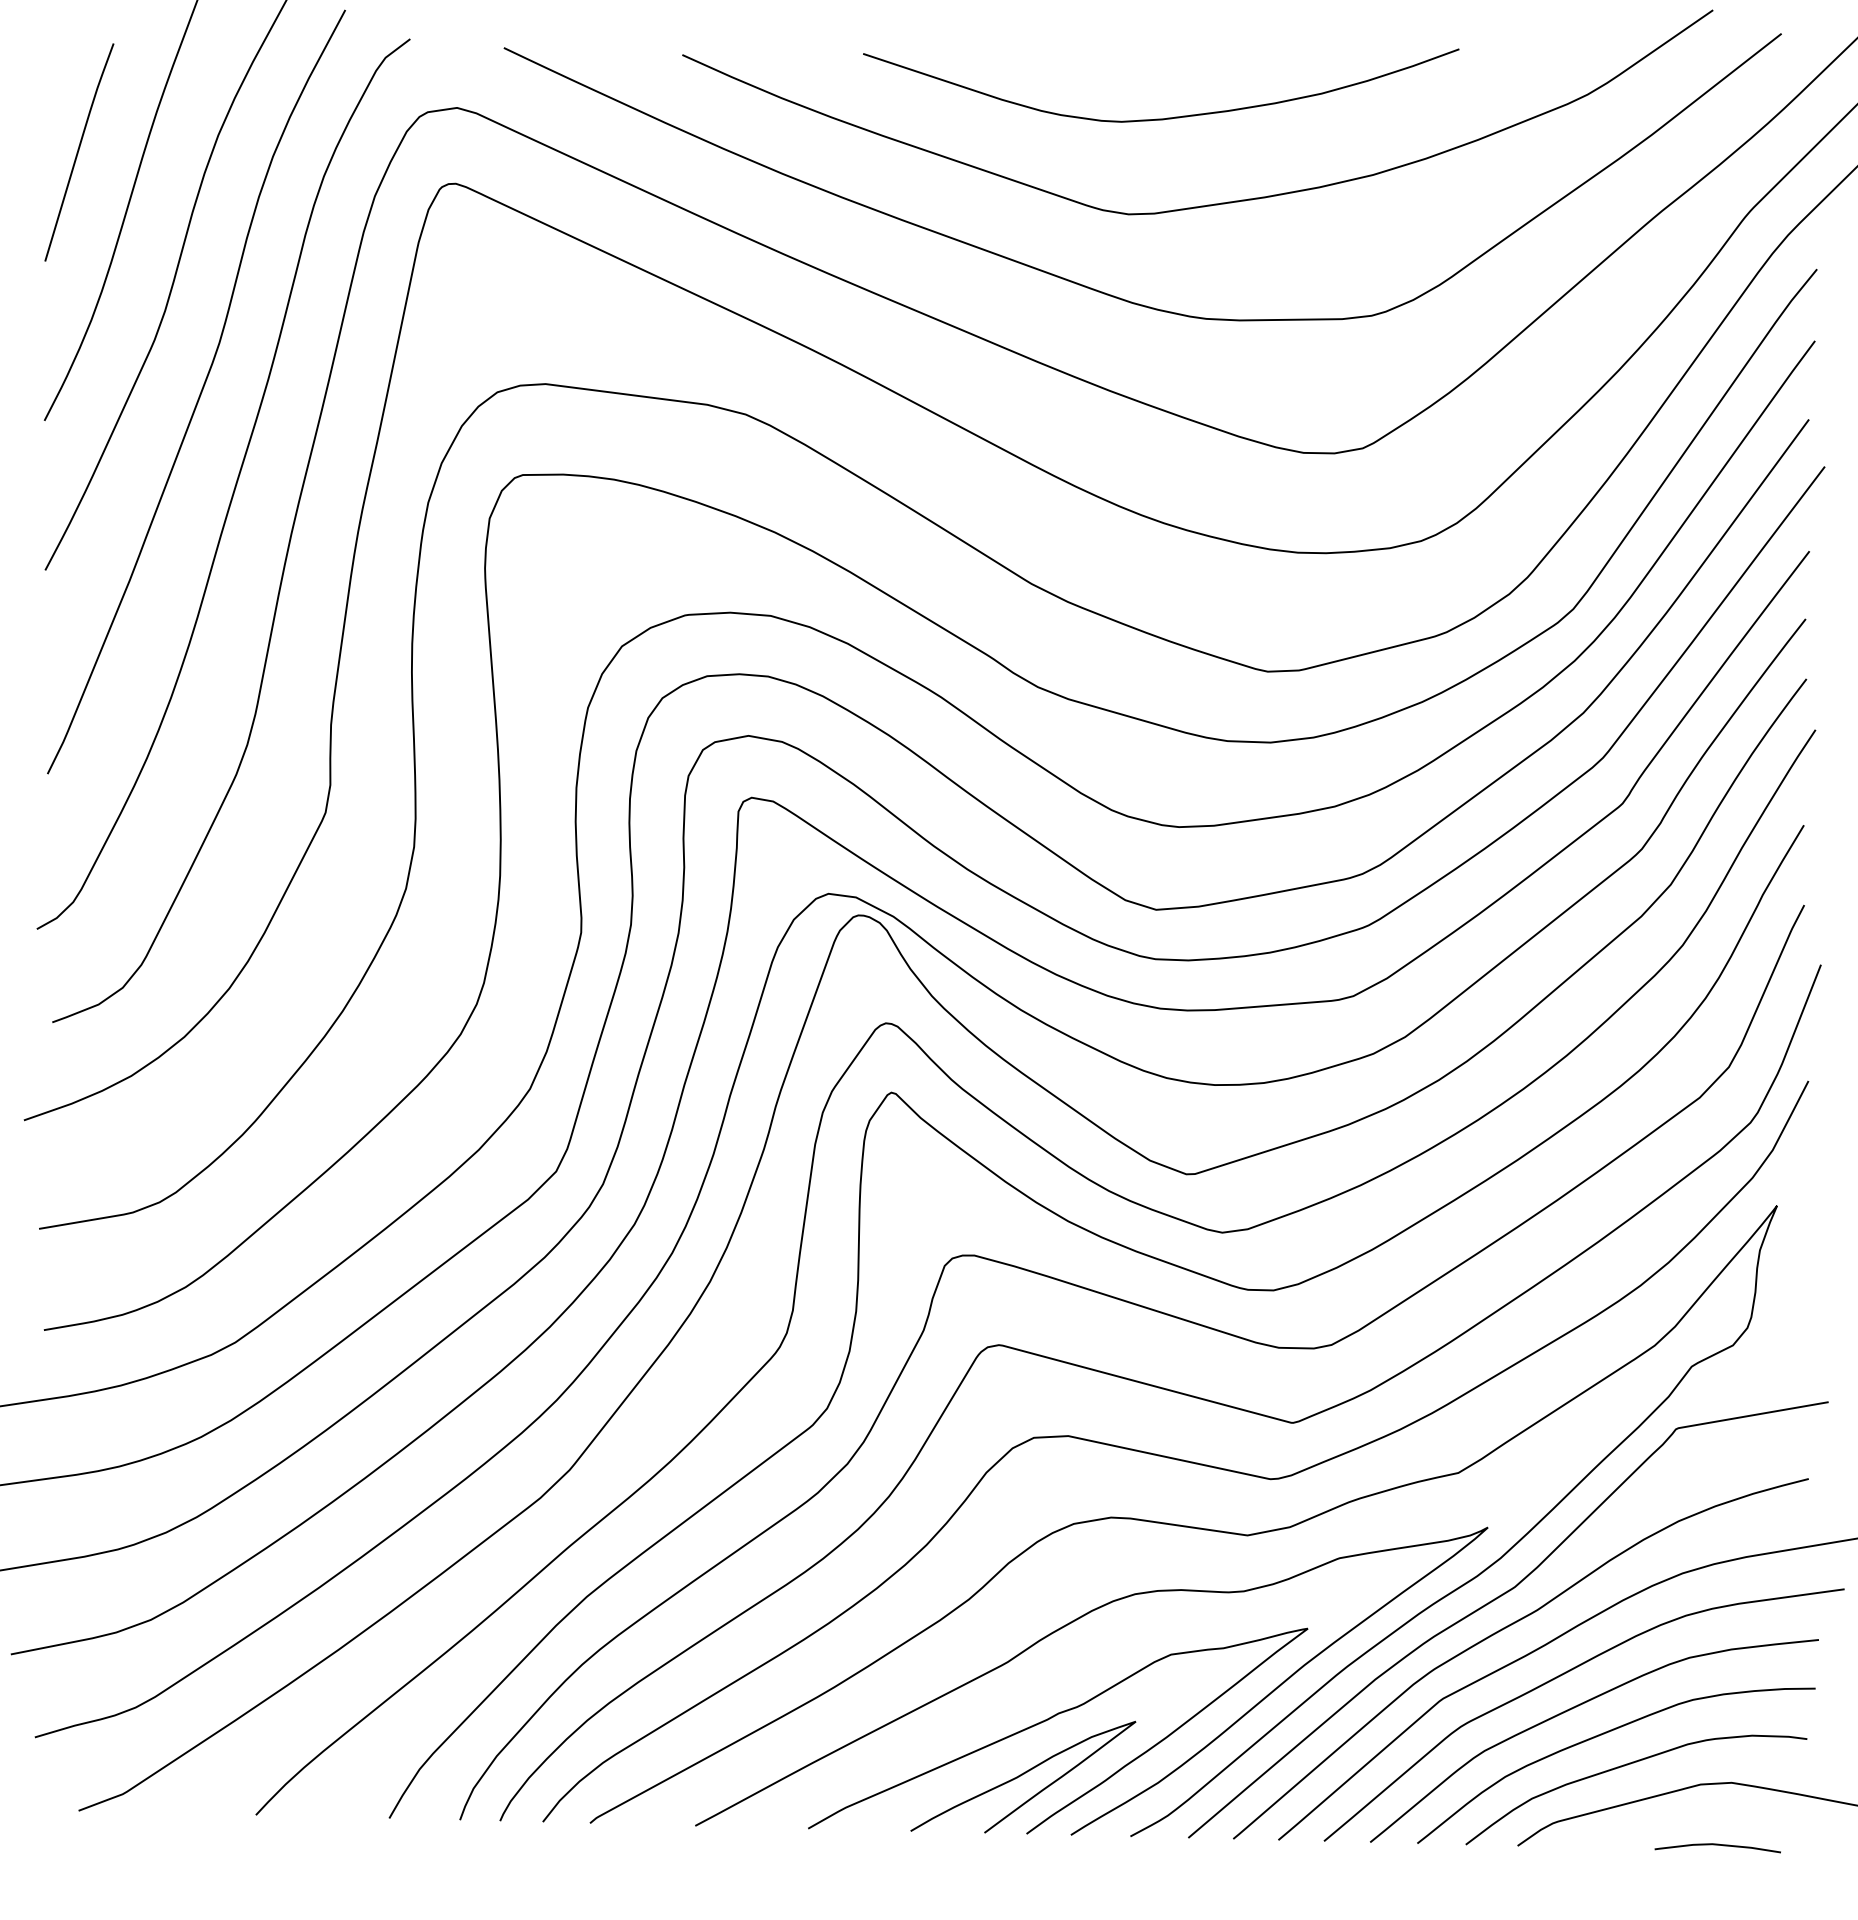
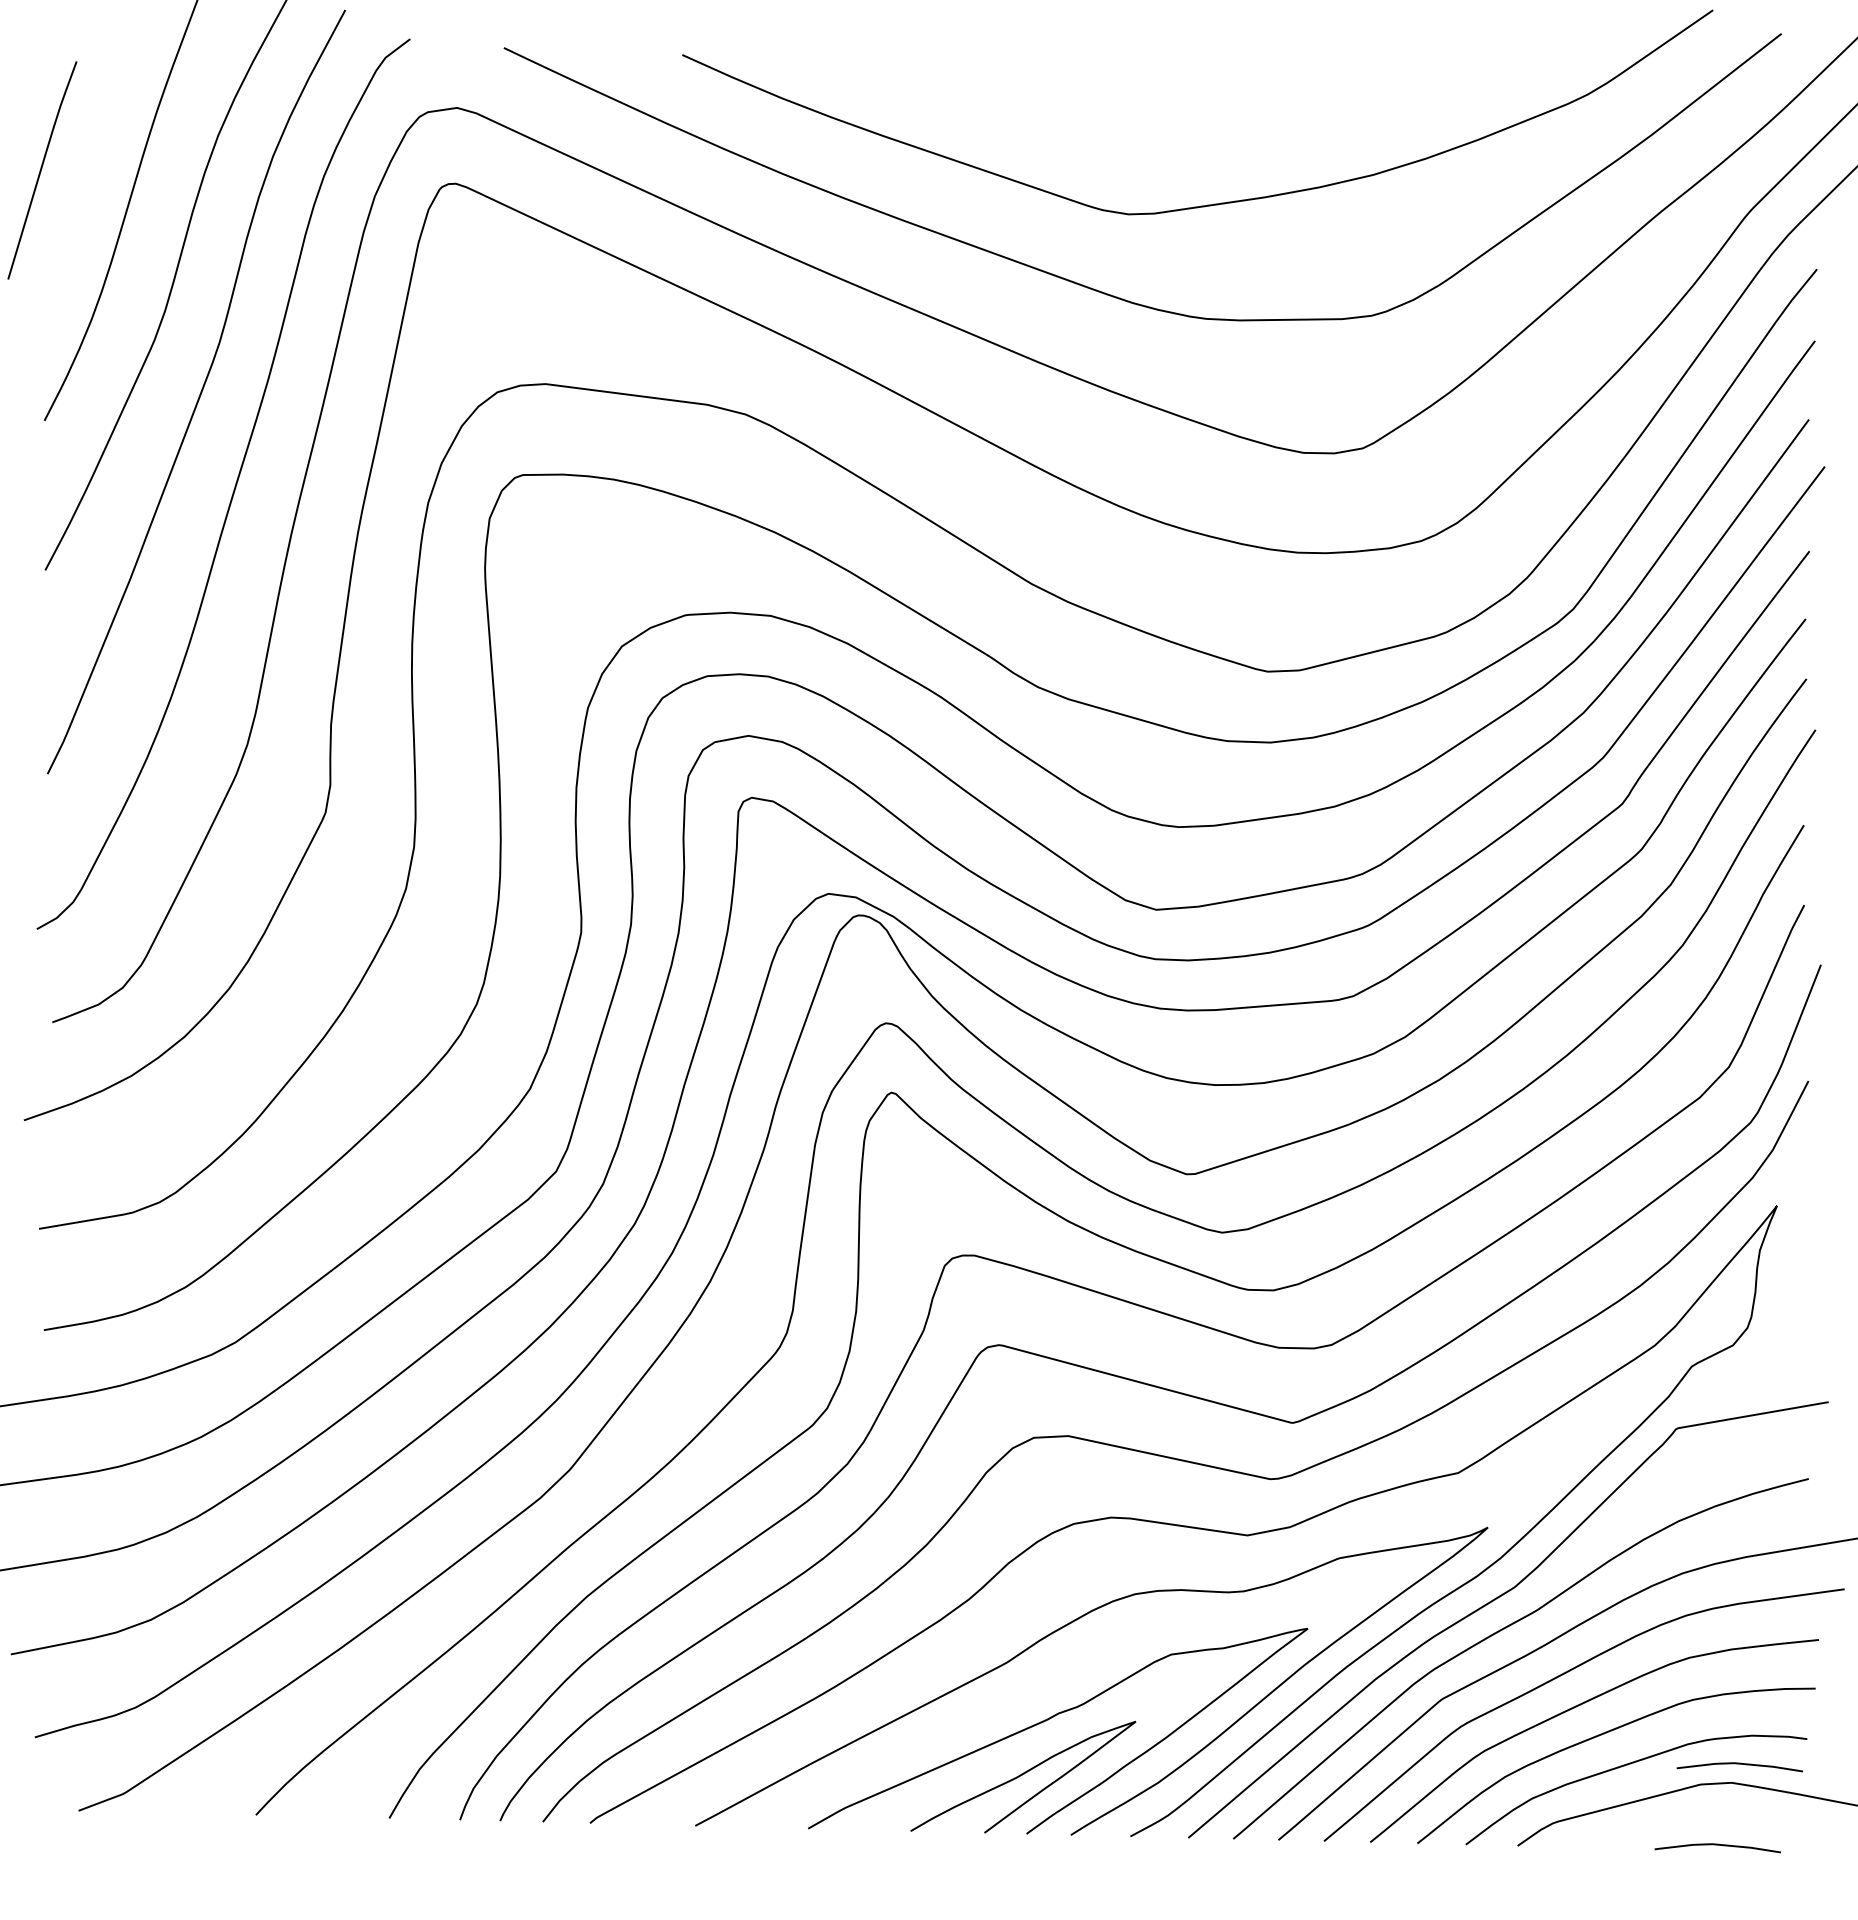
curve: present -> none (1167, 117)
curve position: (78, 152) -> (41, 170) (41, 170)
curve: none -> present (1739, 1764)
